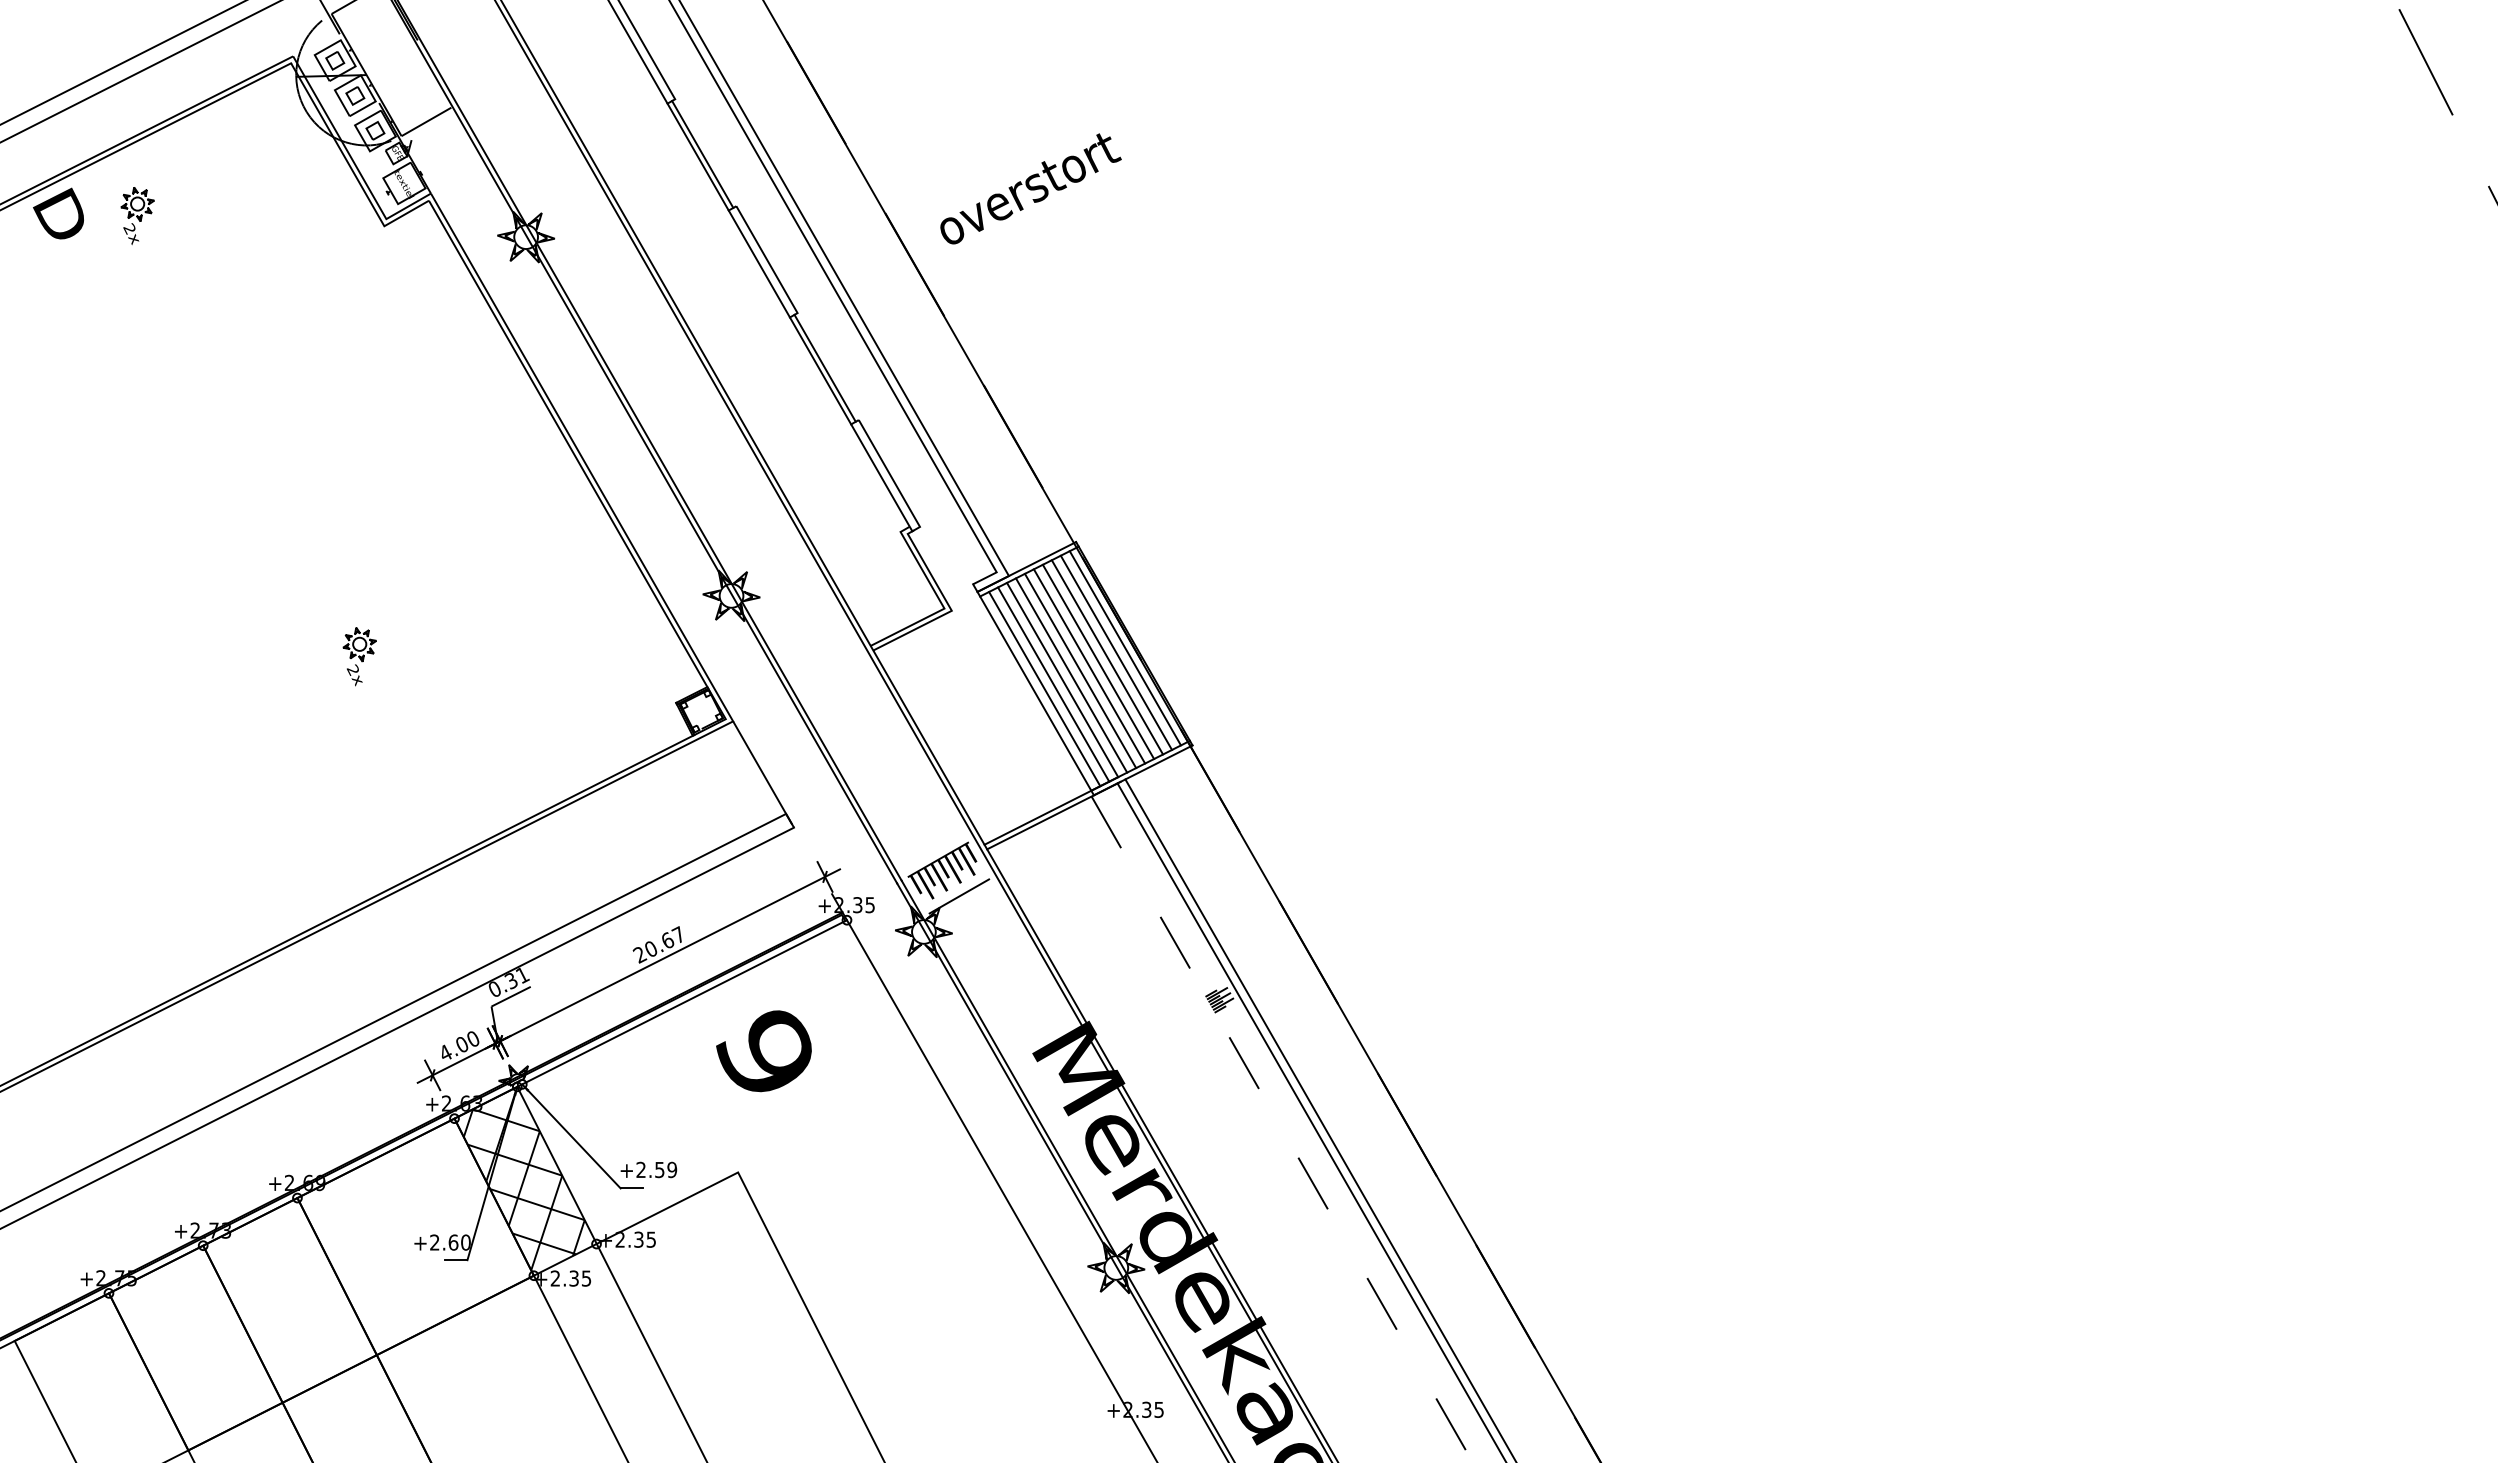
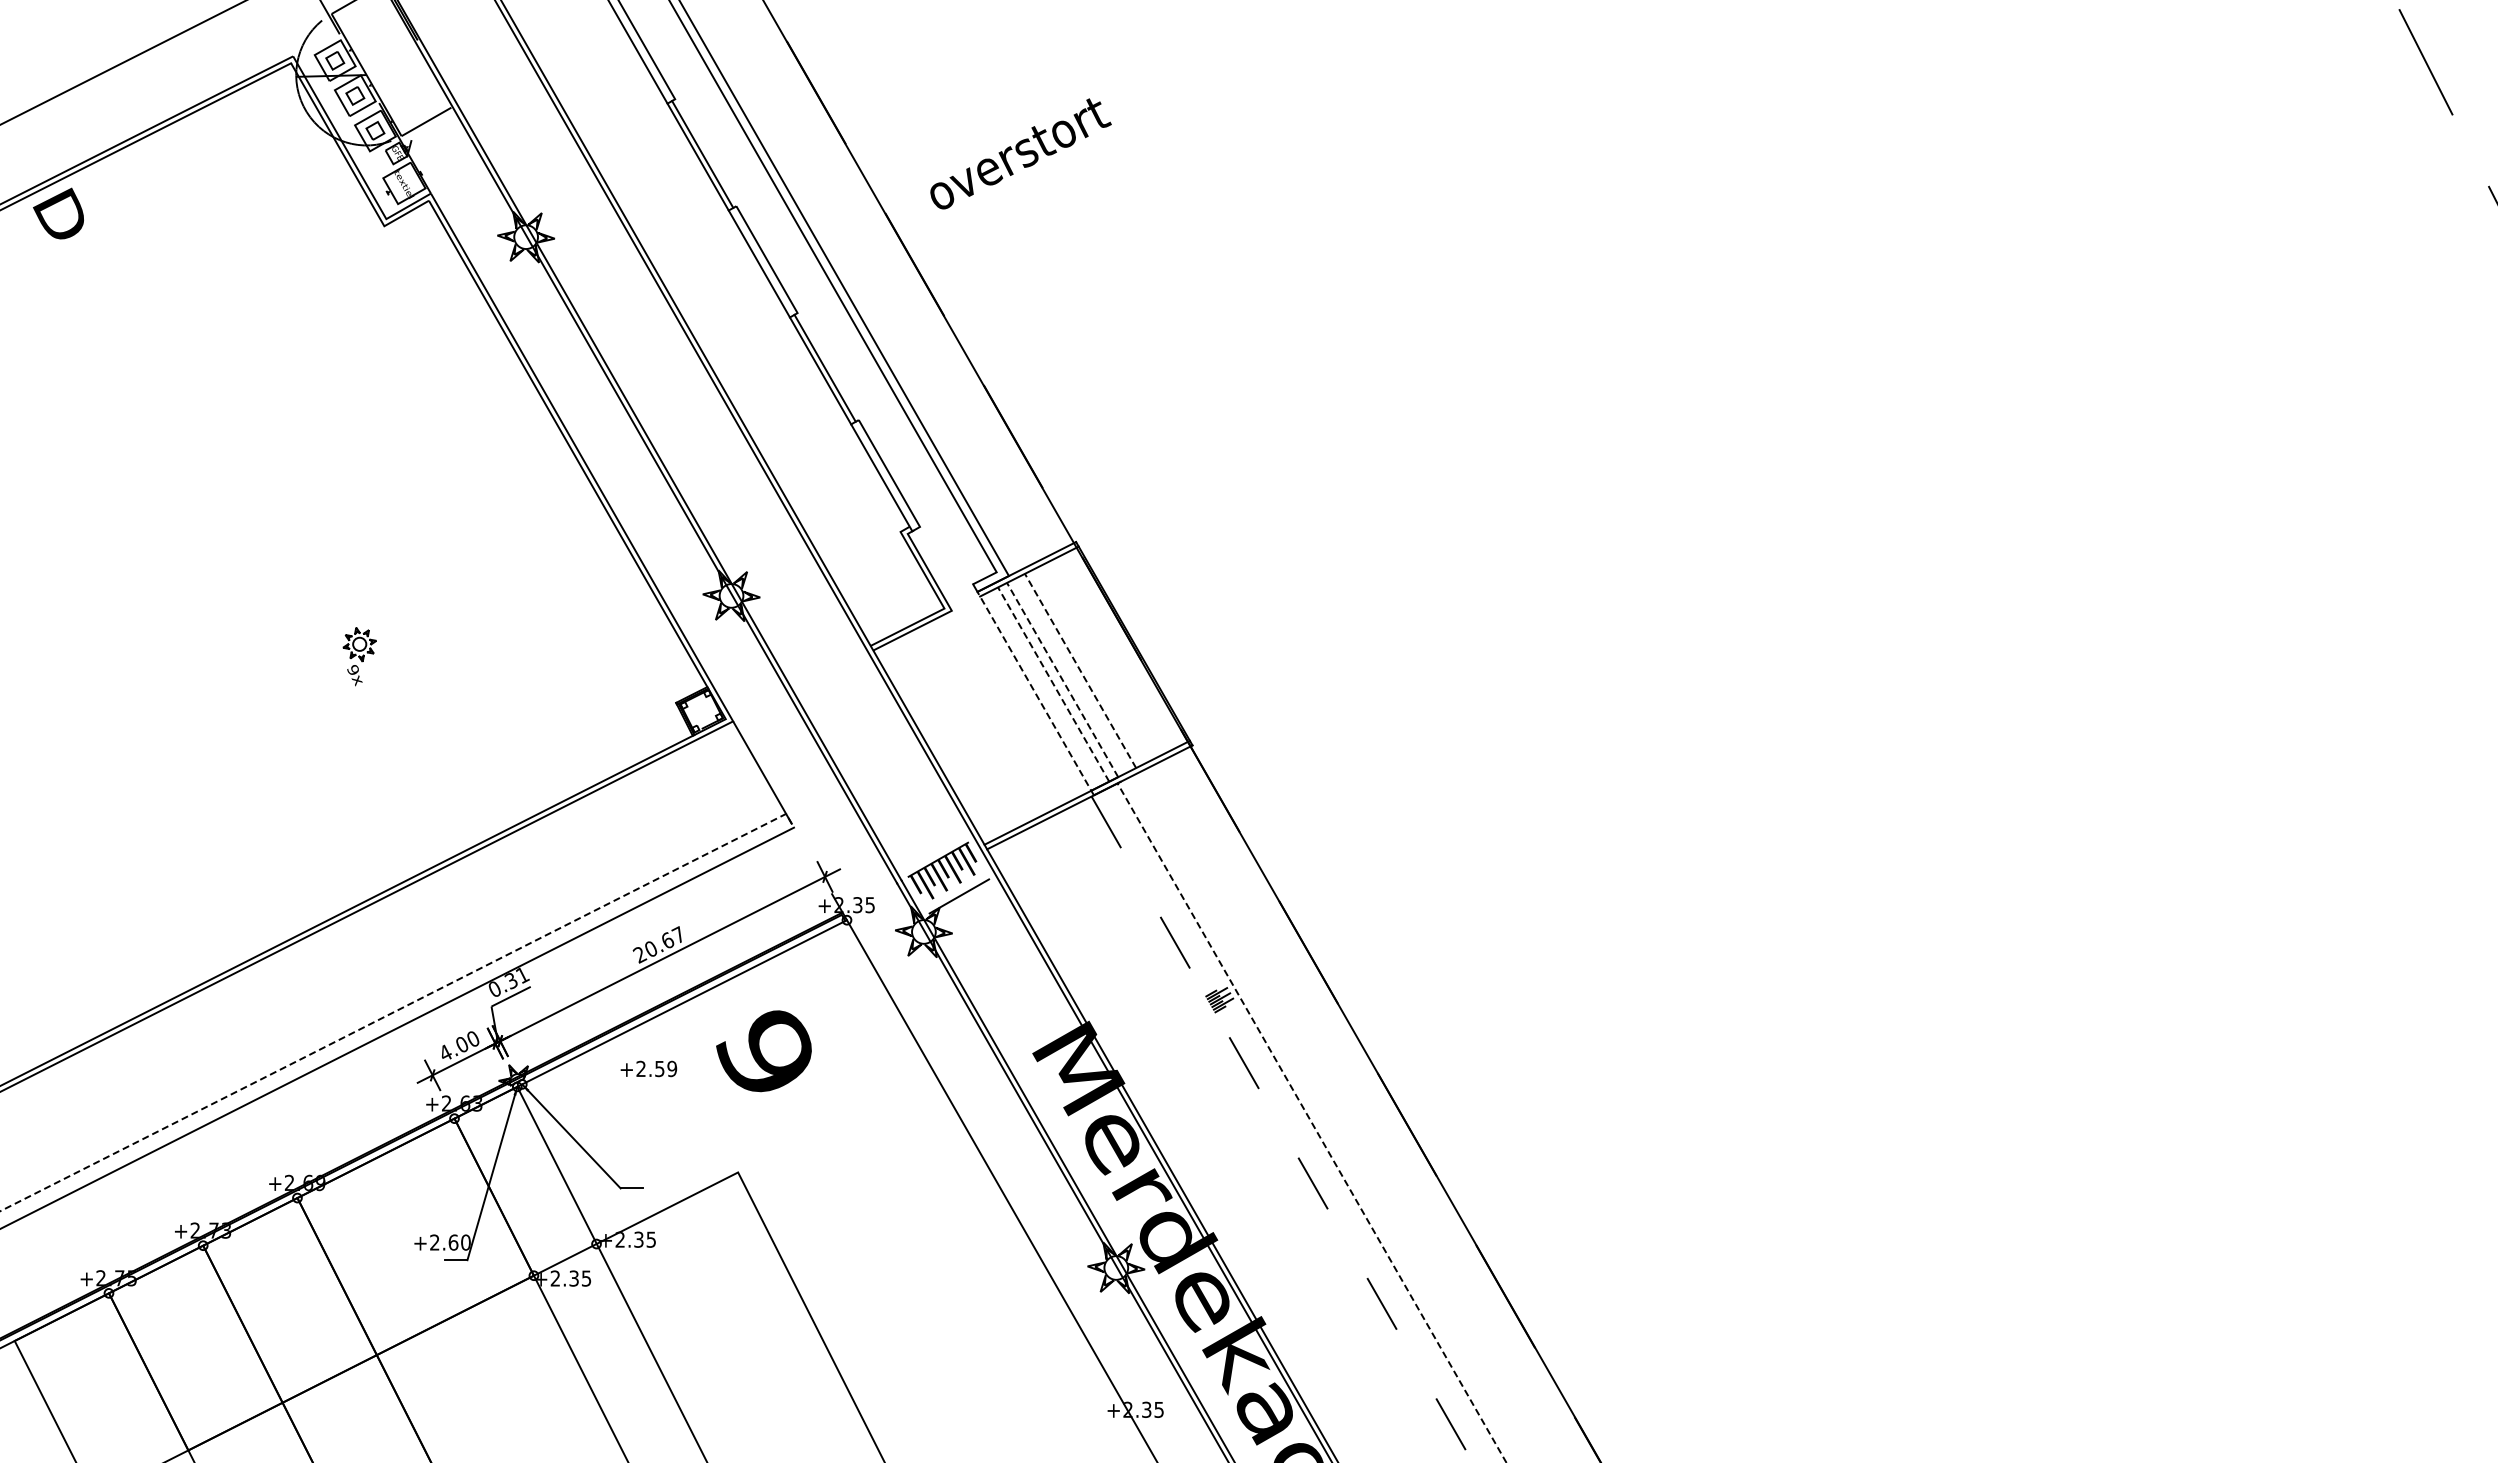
line: present -> none (139, 71)
text position: (1030, 188) -> (1020, 153) (1020, 153)
part: present -> none (137, 216)
line: present -> none (1124, 648)
line: present -> none (1116, 652)
line: present -> none (1107, 657)
line: present -> none (1098, 661)
line: present -> none (1089, 666)
text: 2x -> 9x (351, 669)
line: solid -> dashed (1080, 670)
line: present -> none (1071, 675)
line: solid -> dashed (1062, 680)
line: solid -> dashed (1053, 684)
line: present -> none (1044, 688)
line: solid -> dashed (1035, 693)
line: solid -> dashed (400, 1008)
line: present -> none (1319, 1119)
line: solid -> dashed (1311, 1122)
text position: (648, 1169) -> (648, 1068) (648, 1068)
hatch: present -> none (523, 1178)
